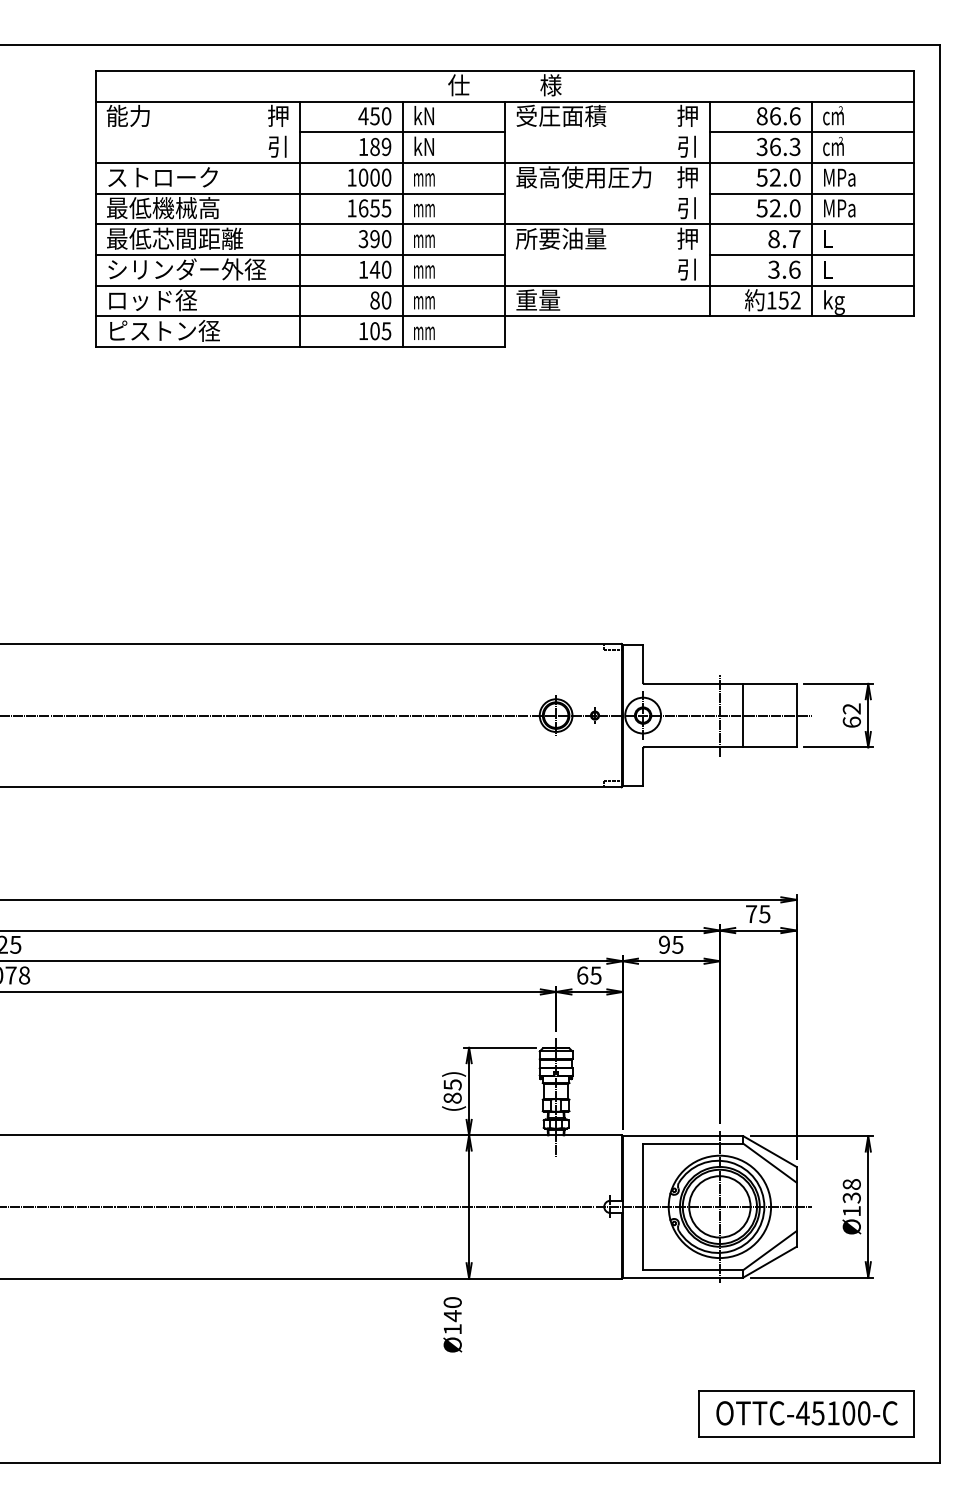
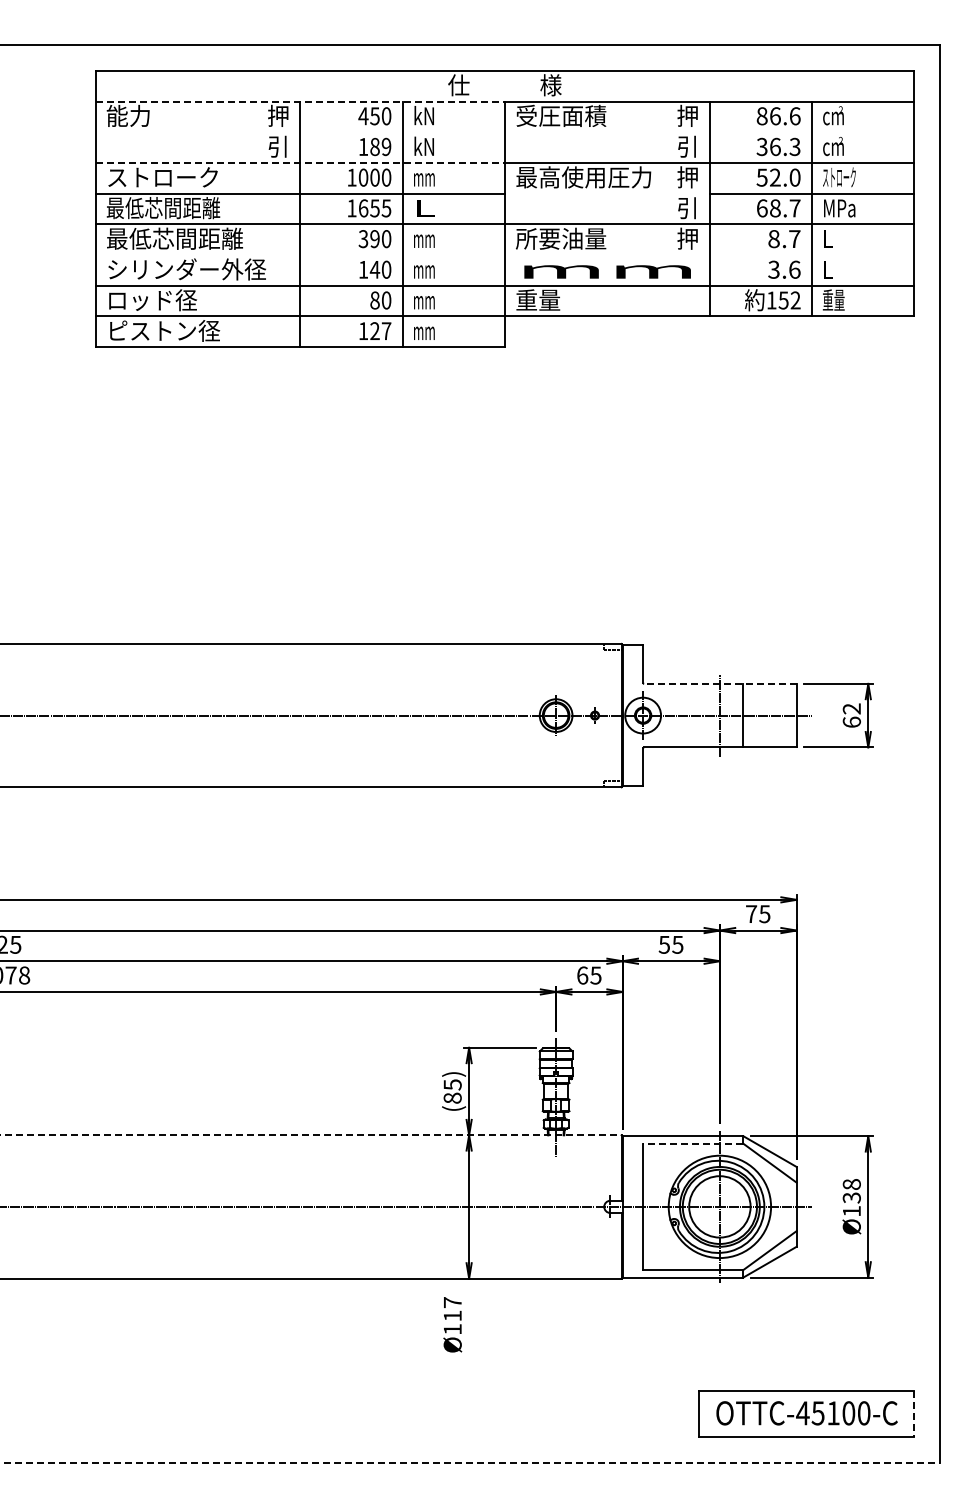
line: solid -> dashed (300, 101)
line: present -> none (402, 132)
line: present -> none (811, 132)
line: solid -> dashed (300, 162)
text: MPa -> ストローク (839, 177)
text: 最低機械高 -> 最低芯間距離 (163, 208)
text: mm -> L (424, 208)
text: 52.0 -> 68.7 (778, 208)
line: present -> none (299, 255)
line: present -> none (811, 255)
text: 引 -> mm (609, 269)
text: kg -> 重量 (833, 301)
text: 105 -> 127 (380, 331)
line: solid -> dashed (719, 683)
text: 95 -> 55 (663, 944)
line: solid -> dashed (311, 1135)
line: solid -> dashed (692, 1143)
text: Ø140 -> Ø117 (452, 1309)
line: solid -> dashed (914, 1414)
line: solid -> dashed (470, 1462)
